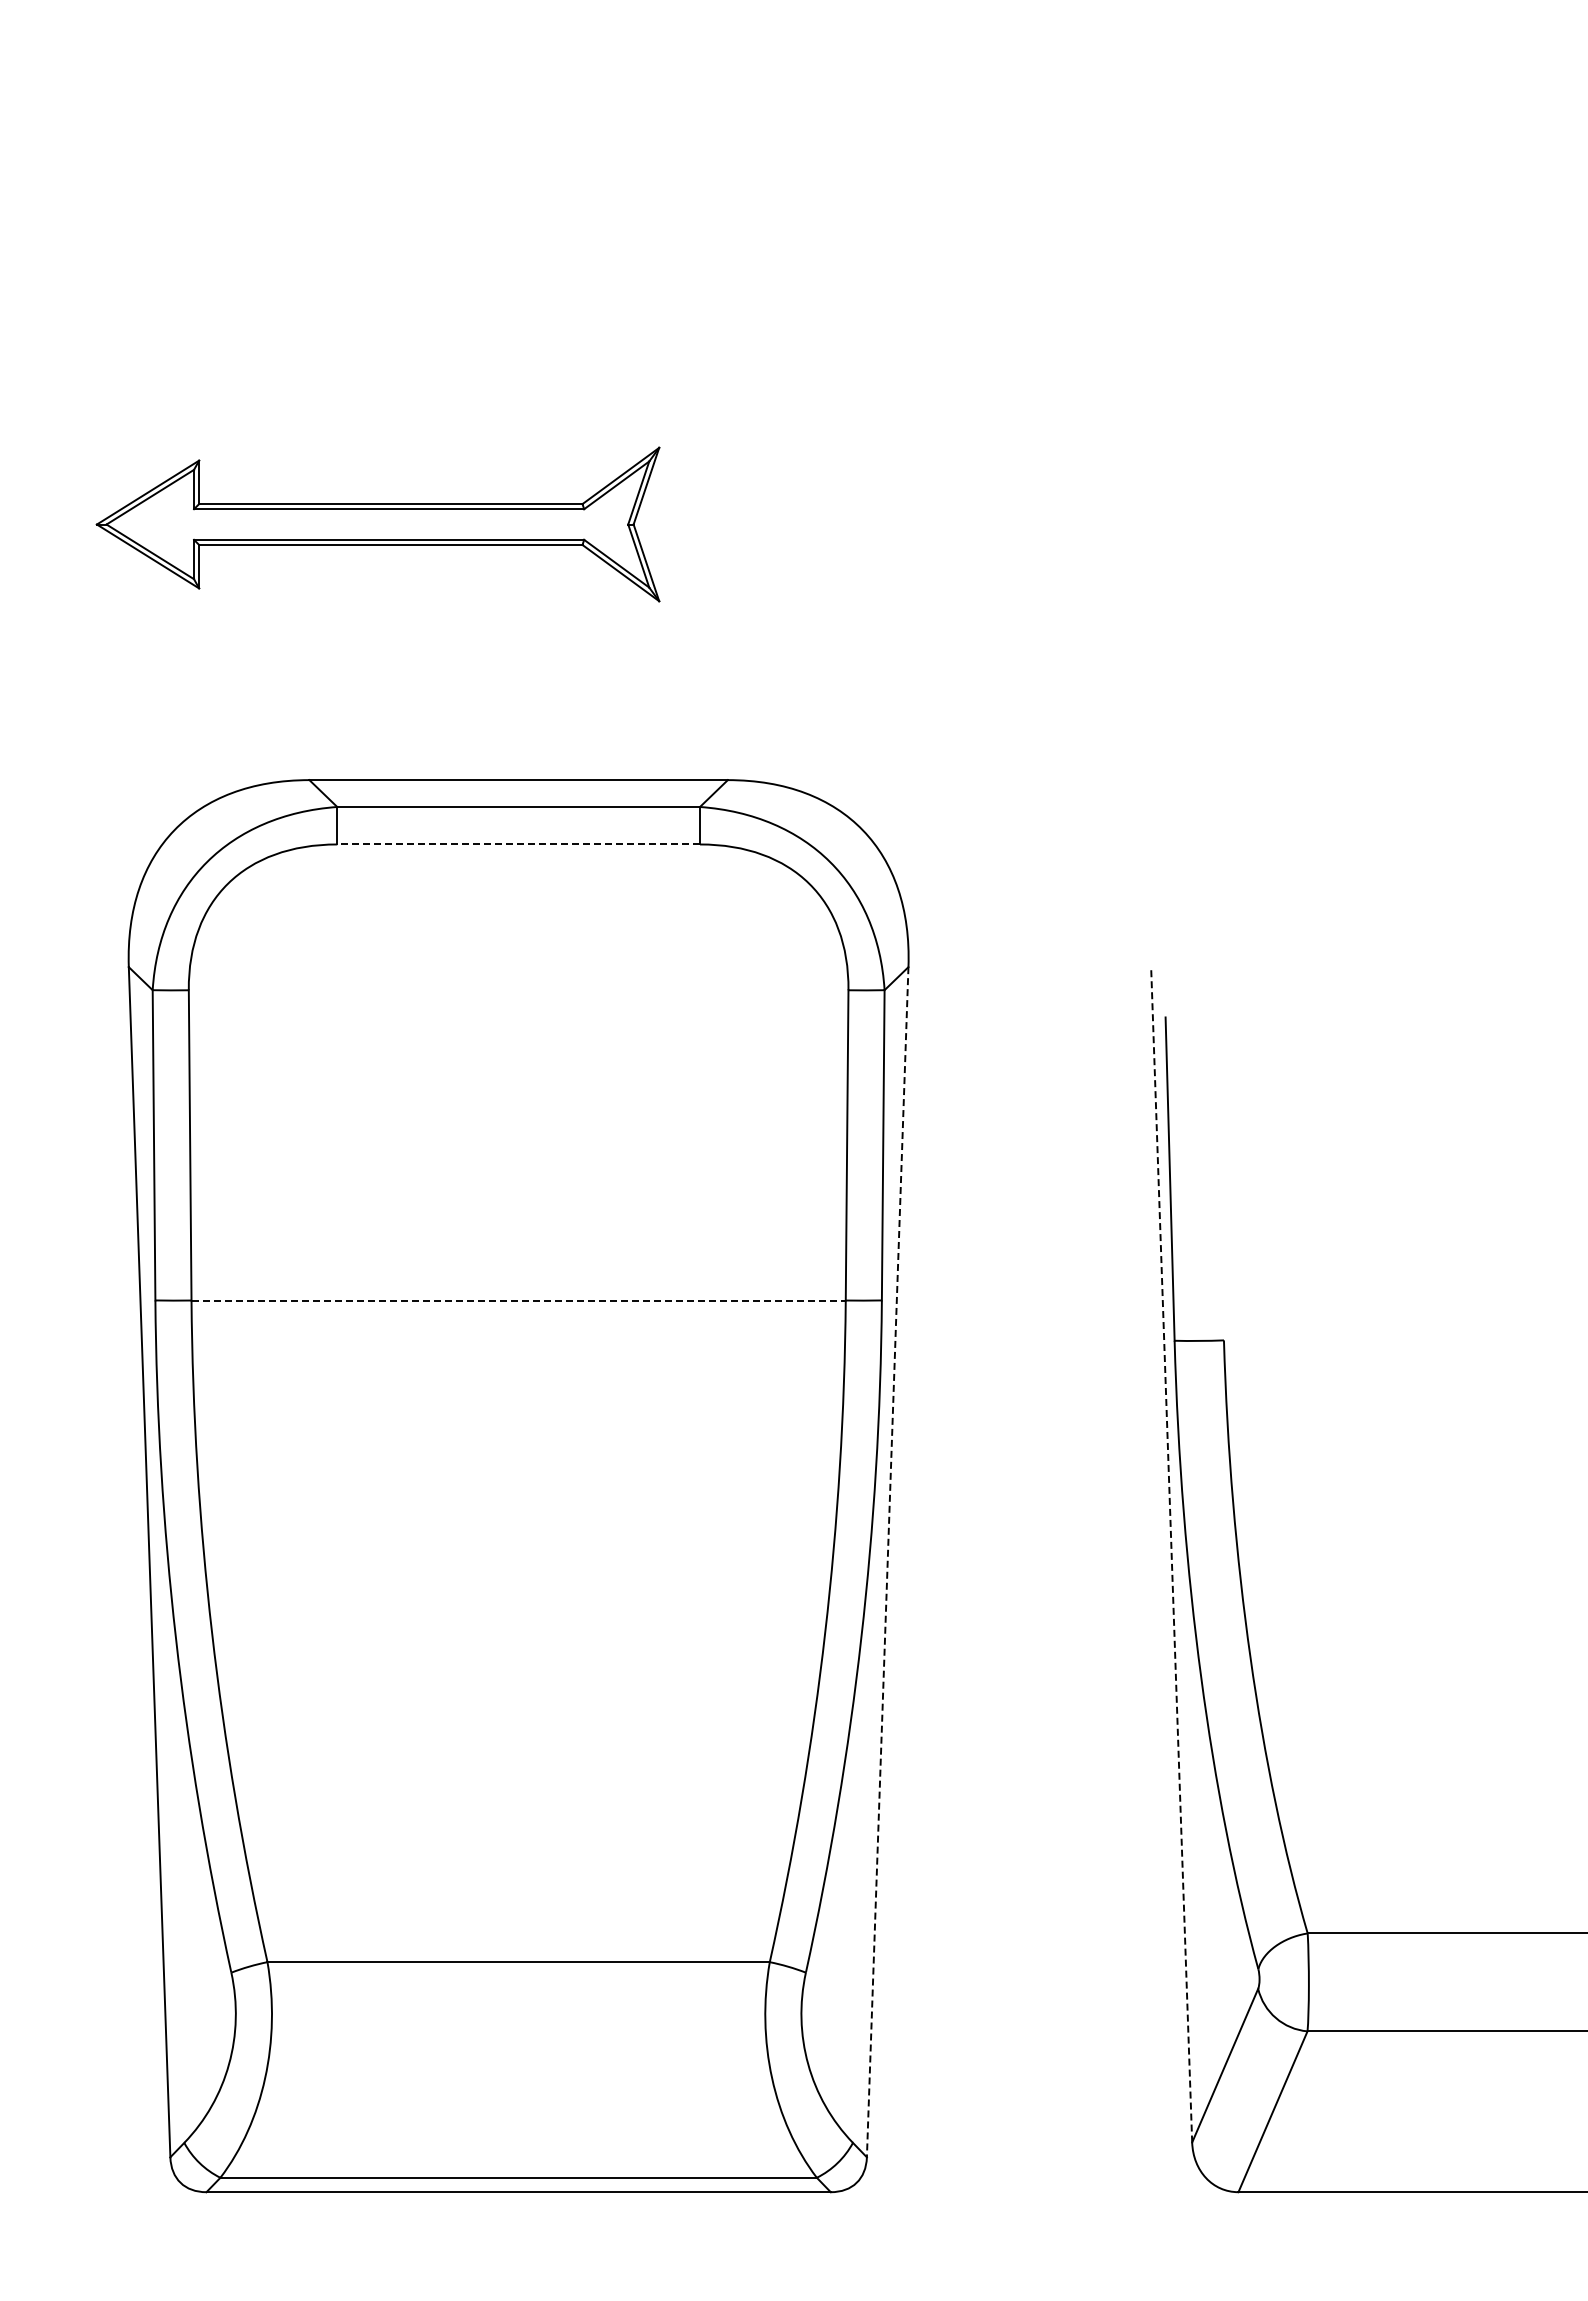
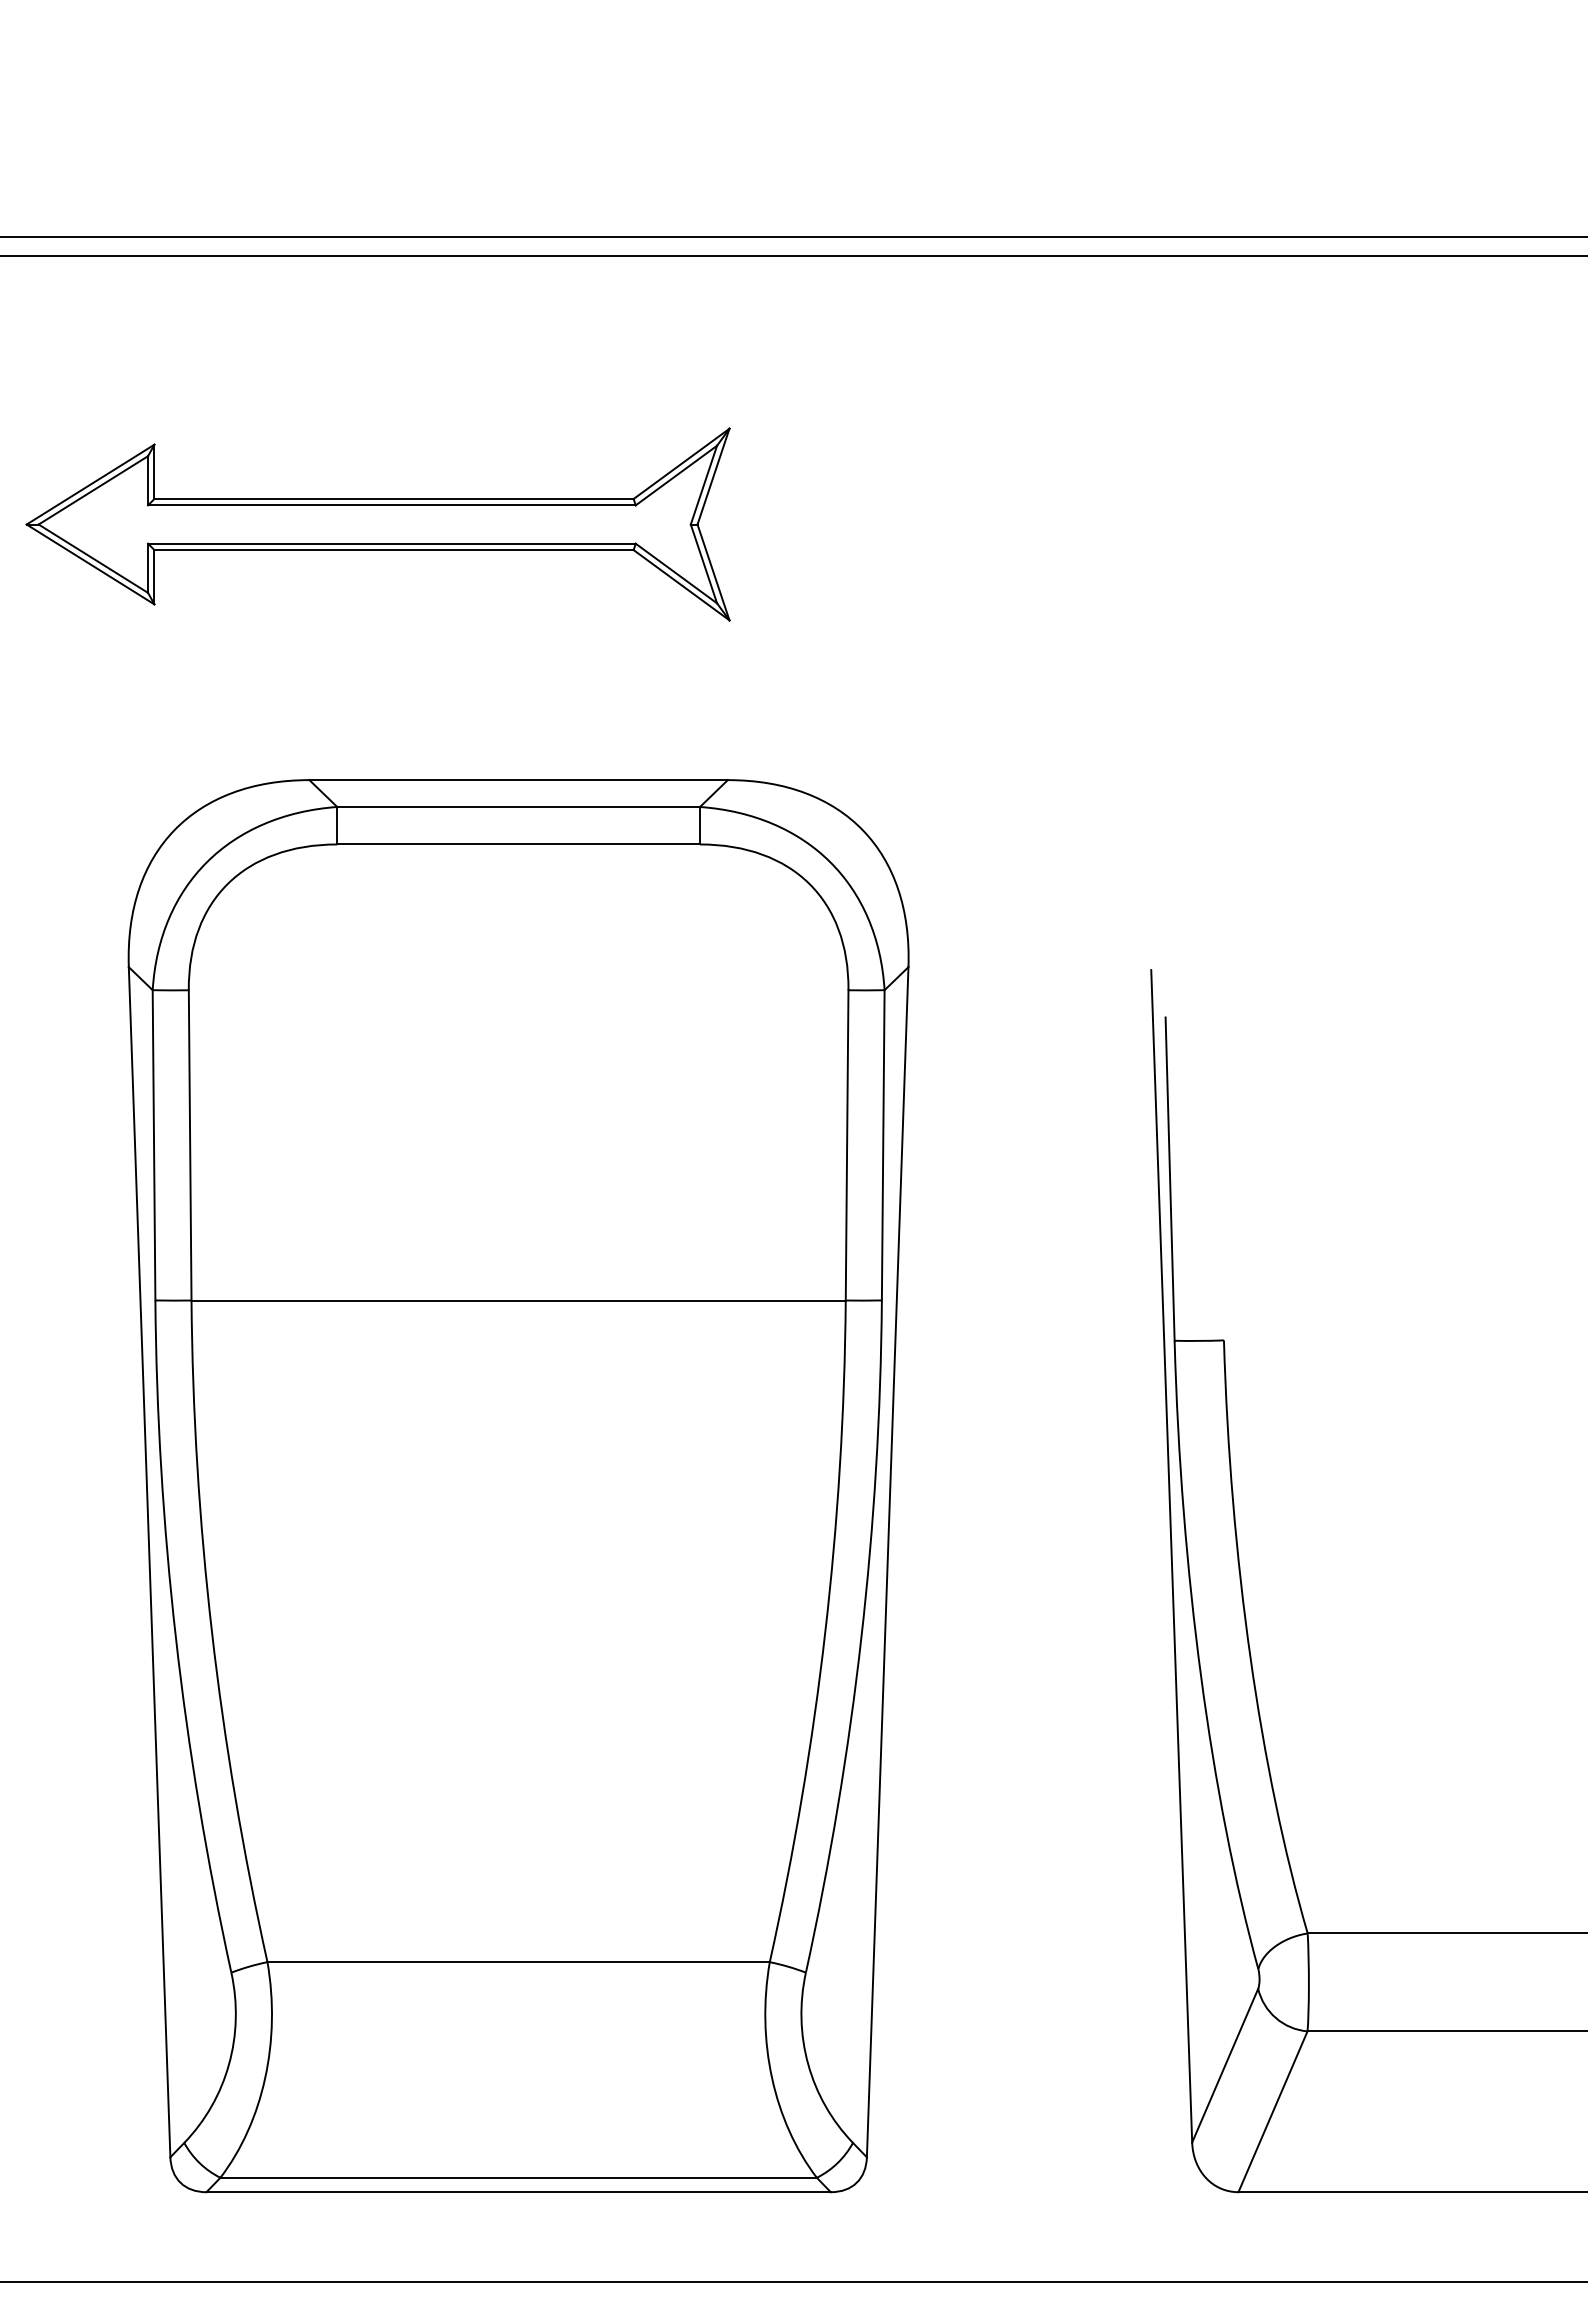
line: none -> present (793, 237)
line: none -> present (793, 256)
part size: 566x157 px -> 706x195 px (377, 524)
line: dashed -> solid (518, 844)
line: dashed -> solid (519, 1300)
line: dashed -> solid (1171, 1556)
line: dashed -> solid (887, 1562)
line: none -> present (793, 2281)
